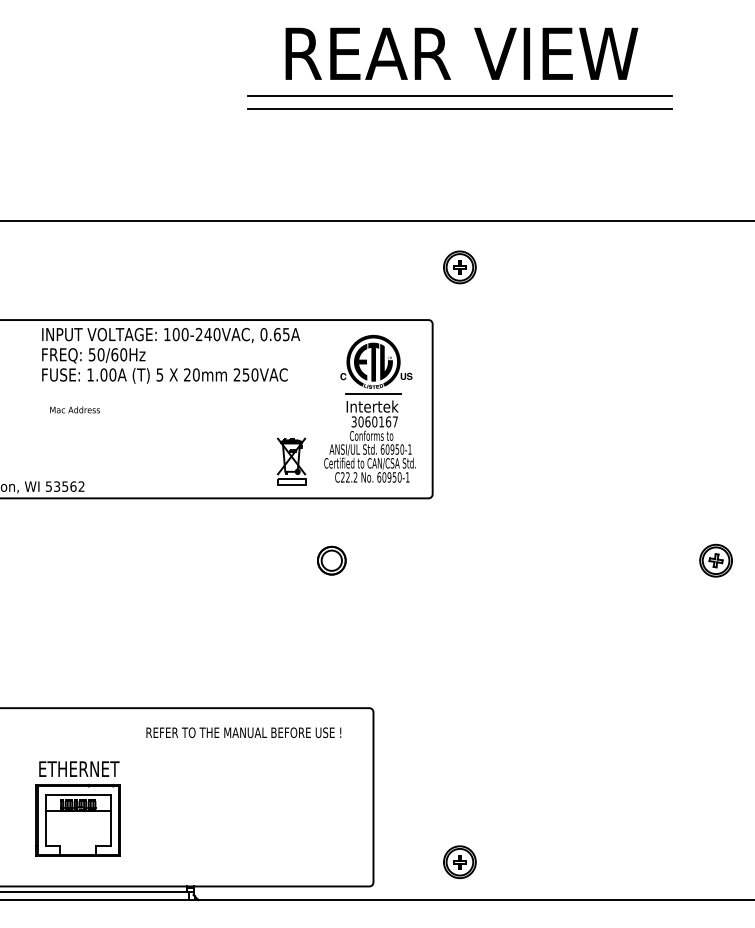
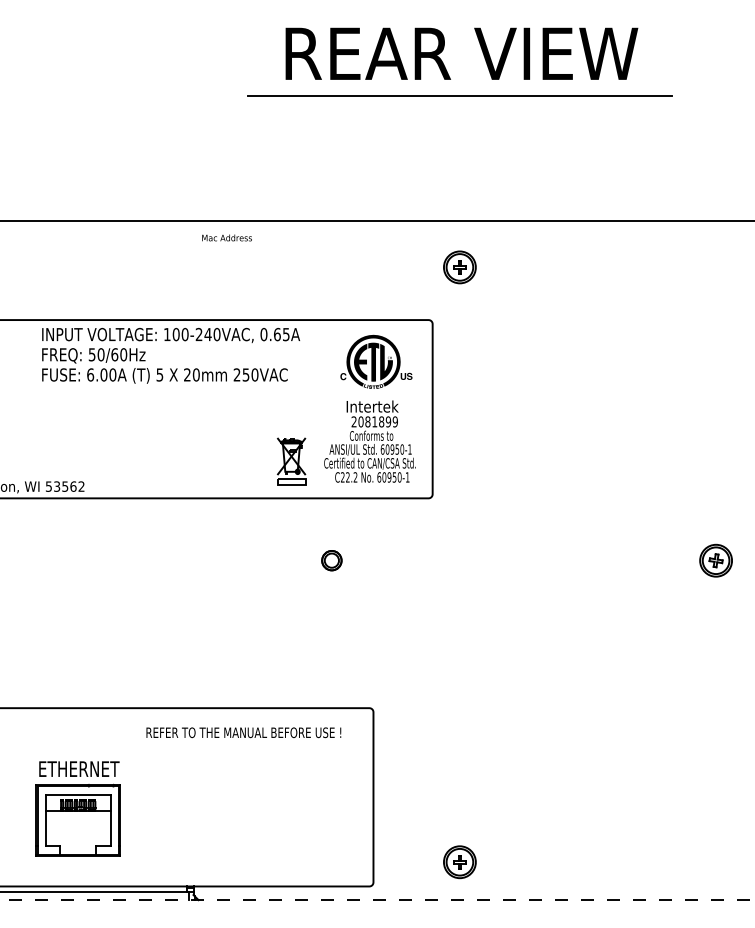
line: present -> none (459, 108)
text: 1.00A -> 6.00A (90, 374)
line: present -> none (373, 394)
text position: (74, 409) -> (226, 237) (226, 237)
text: 3060167 -> 2081899 (374, 421)
part size: 30x31 px -> 22x22 px (331, 560)
line: solid -> dashed (377, 900)
